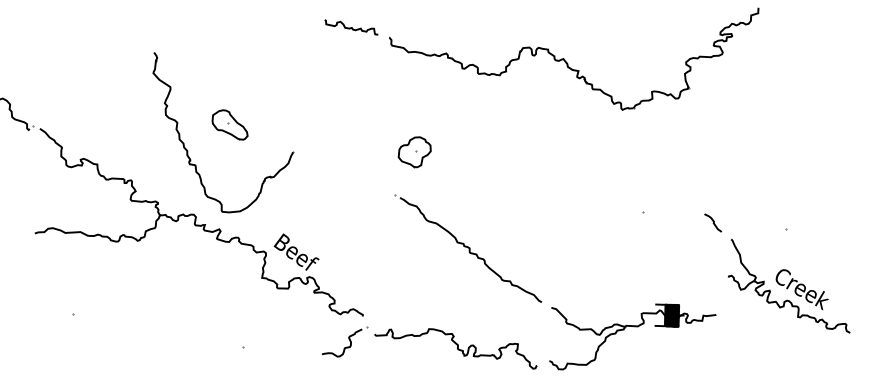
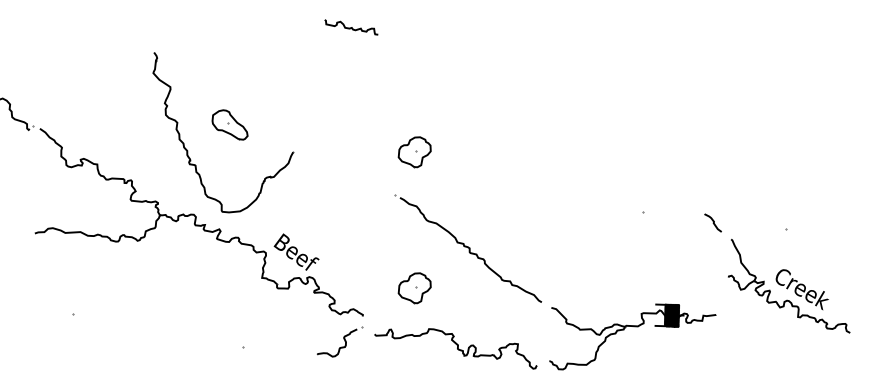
part: present -> none (568, 63)
part: none -> present (414, 288)
part position: (344, 341) -> (339, 341) (339, 341)
